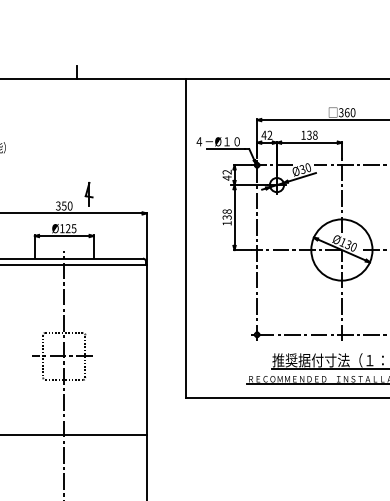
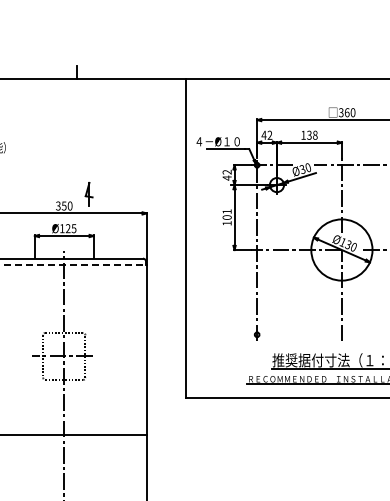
text: 138 -> 101 (226, 214)
line: solid -> dashed (73, 265)
line: present -> none (318, 334)
